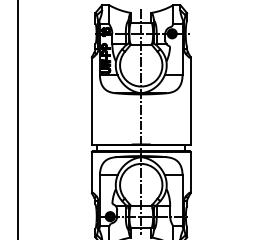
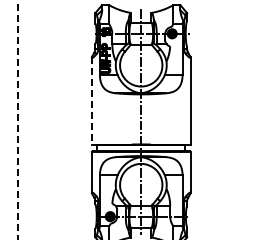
line: solid -> dashed (91, 100)
line: solid -> dashed (17, 119)
